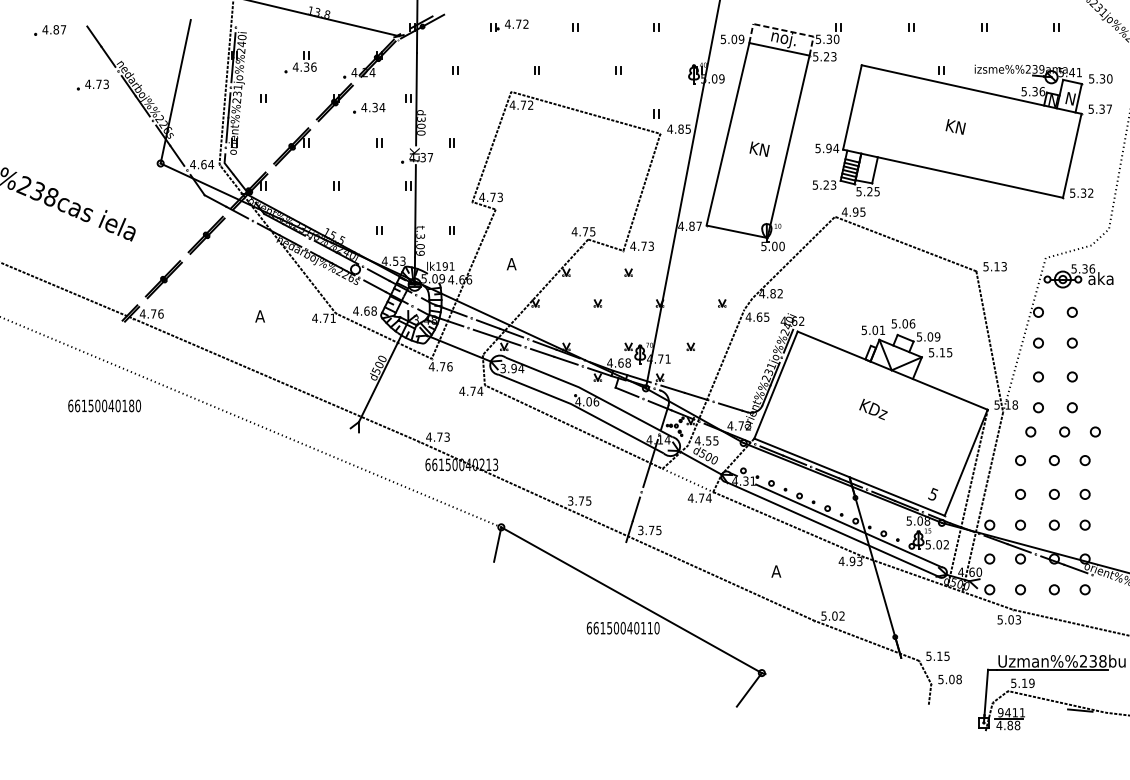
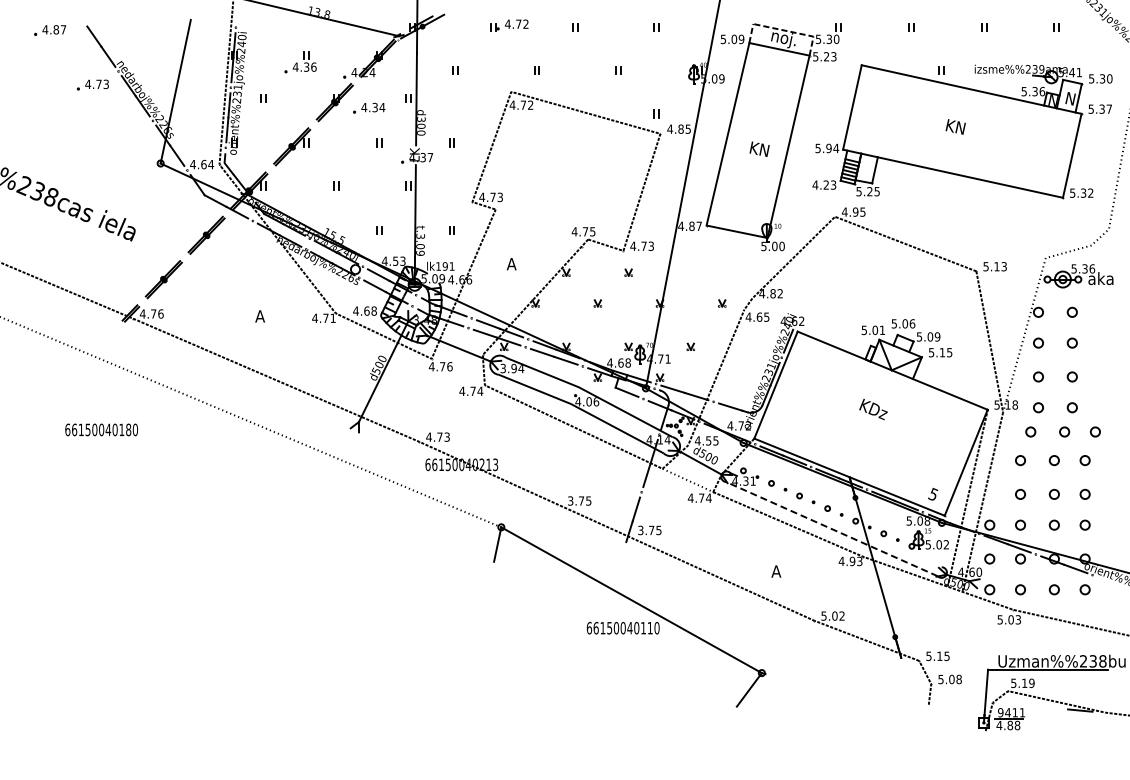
text: 5.23 -> 4.23 (815, 184)
text position: (104, 405) -> (101, 429) (101, 429)
line: present -> none (848, 525)
line: solid -> dashed (832, 529)
